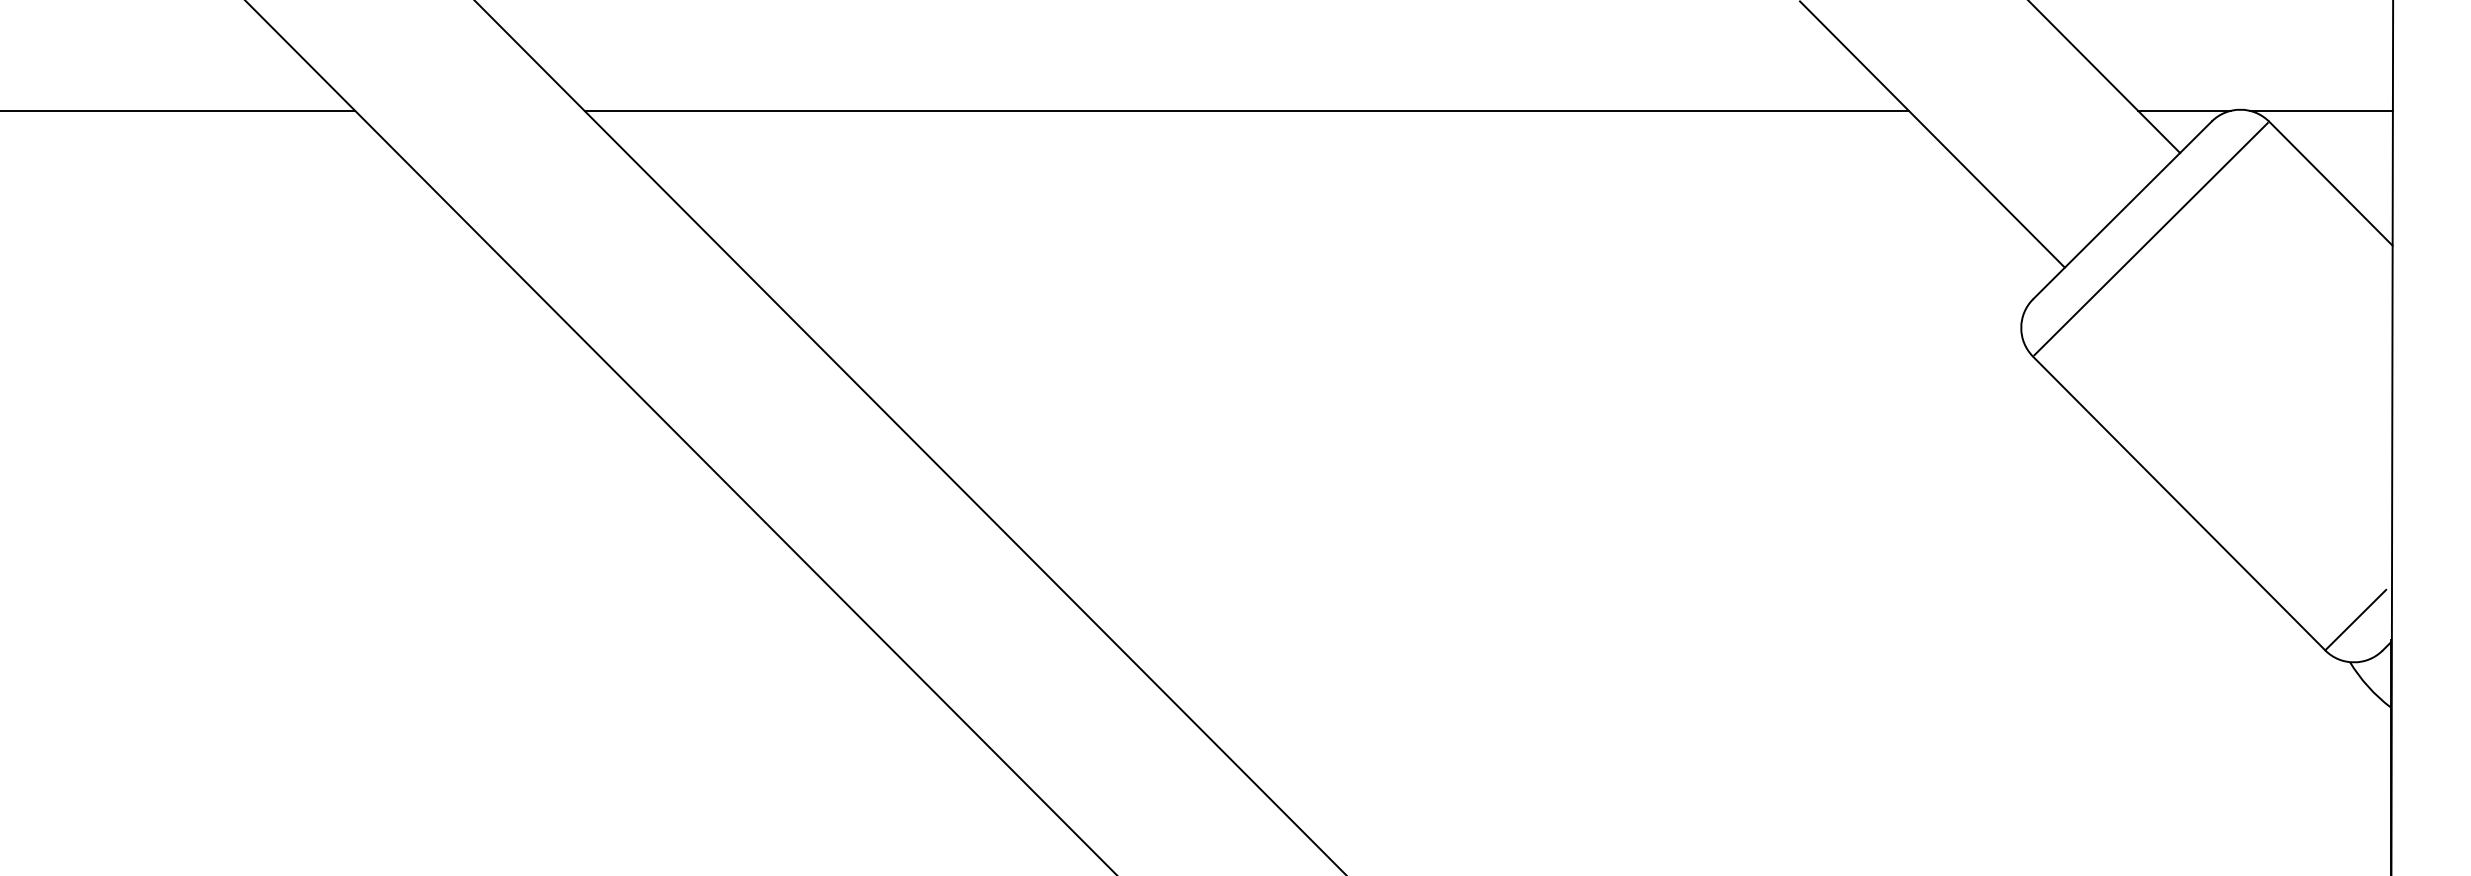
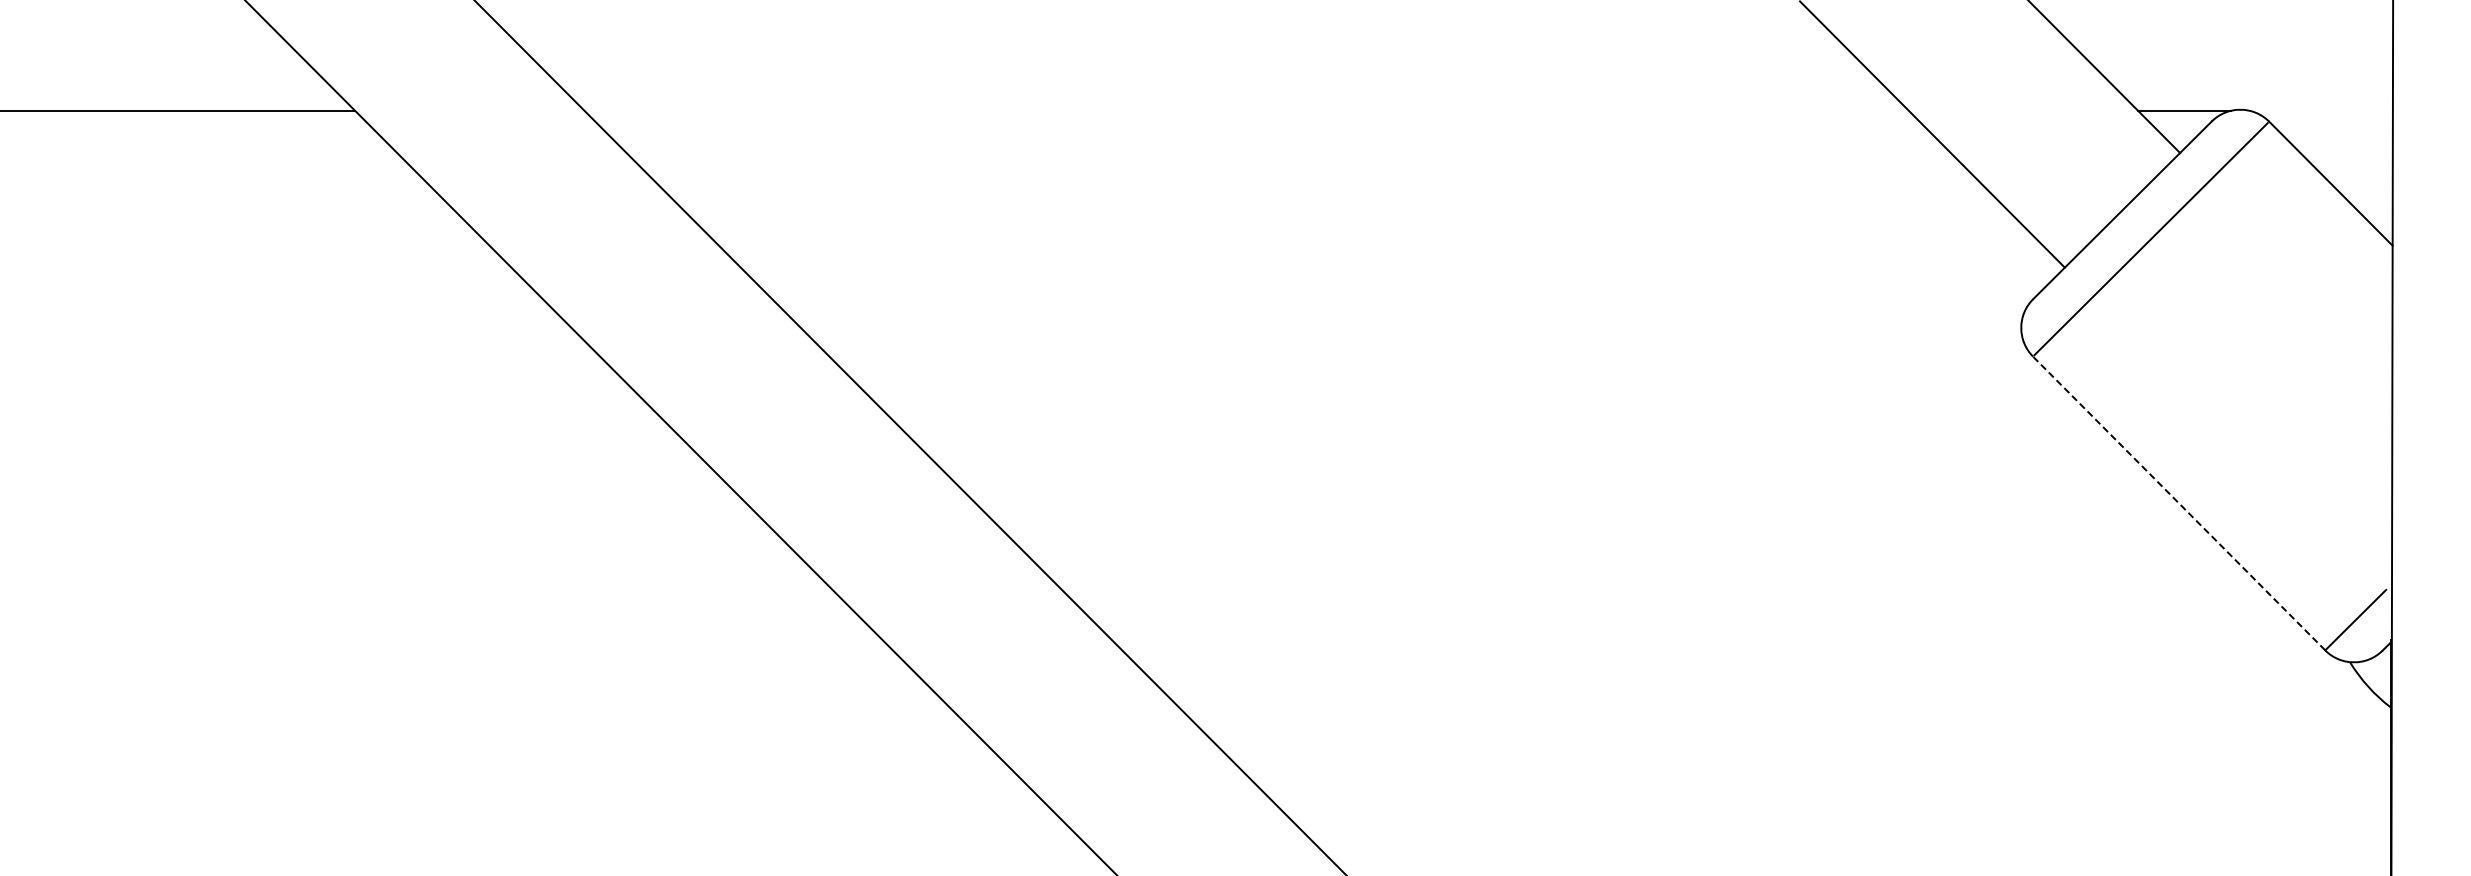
line: present -> none (1246, 110)
line: present -> none (2320, 110)
line: solid -> dashed (2178, 503)
